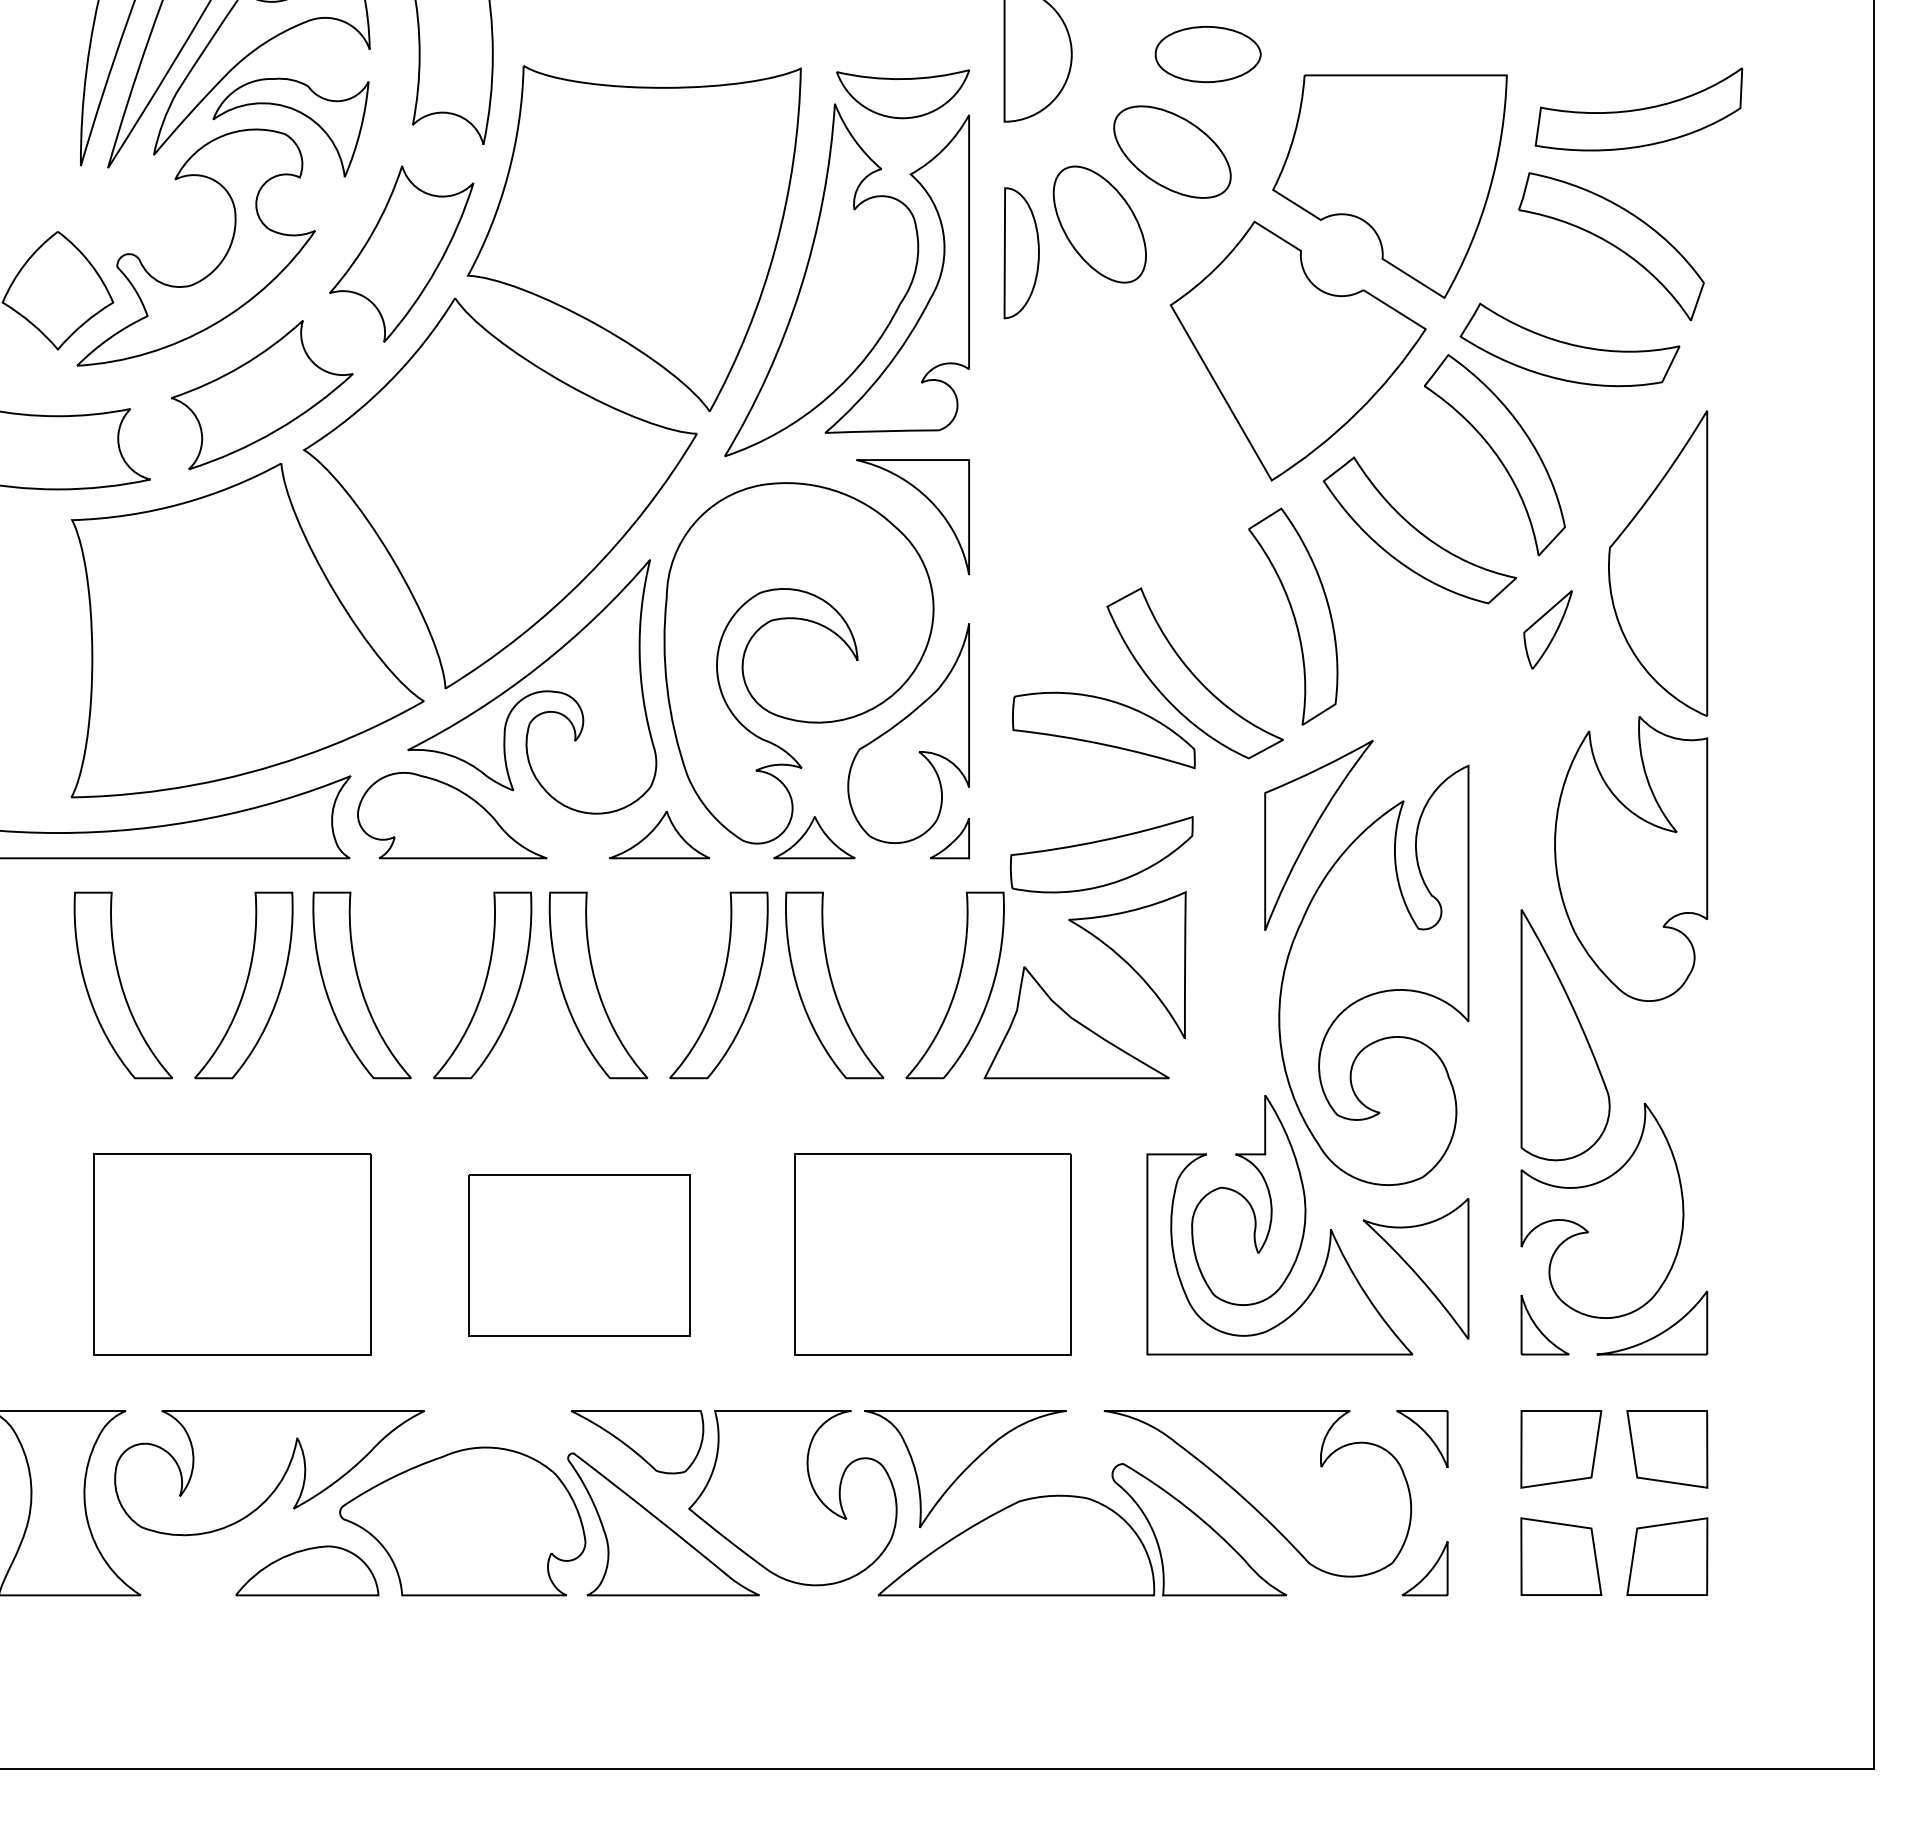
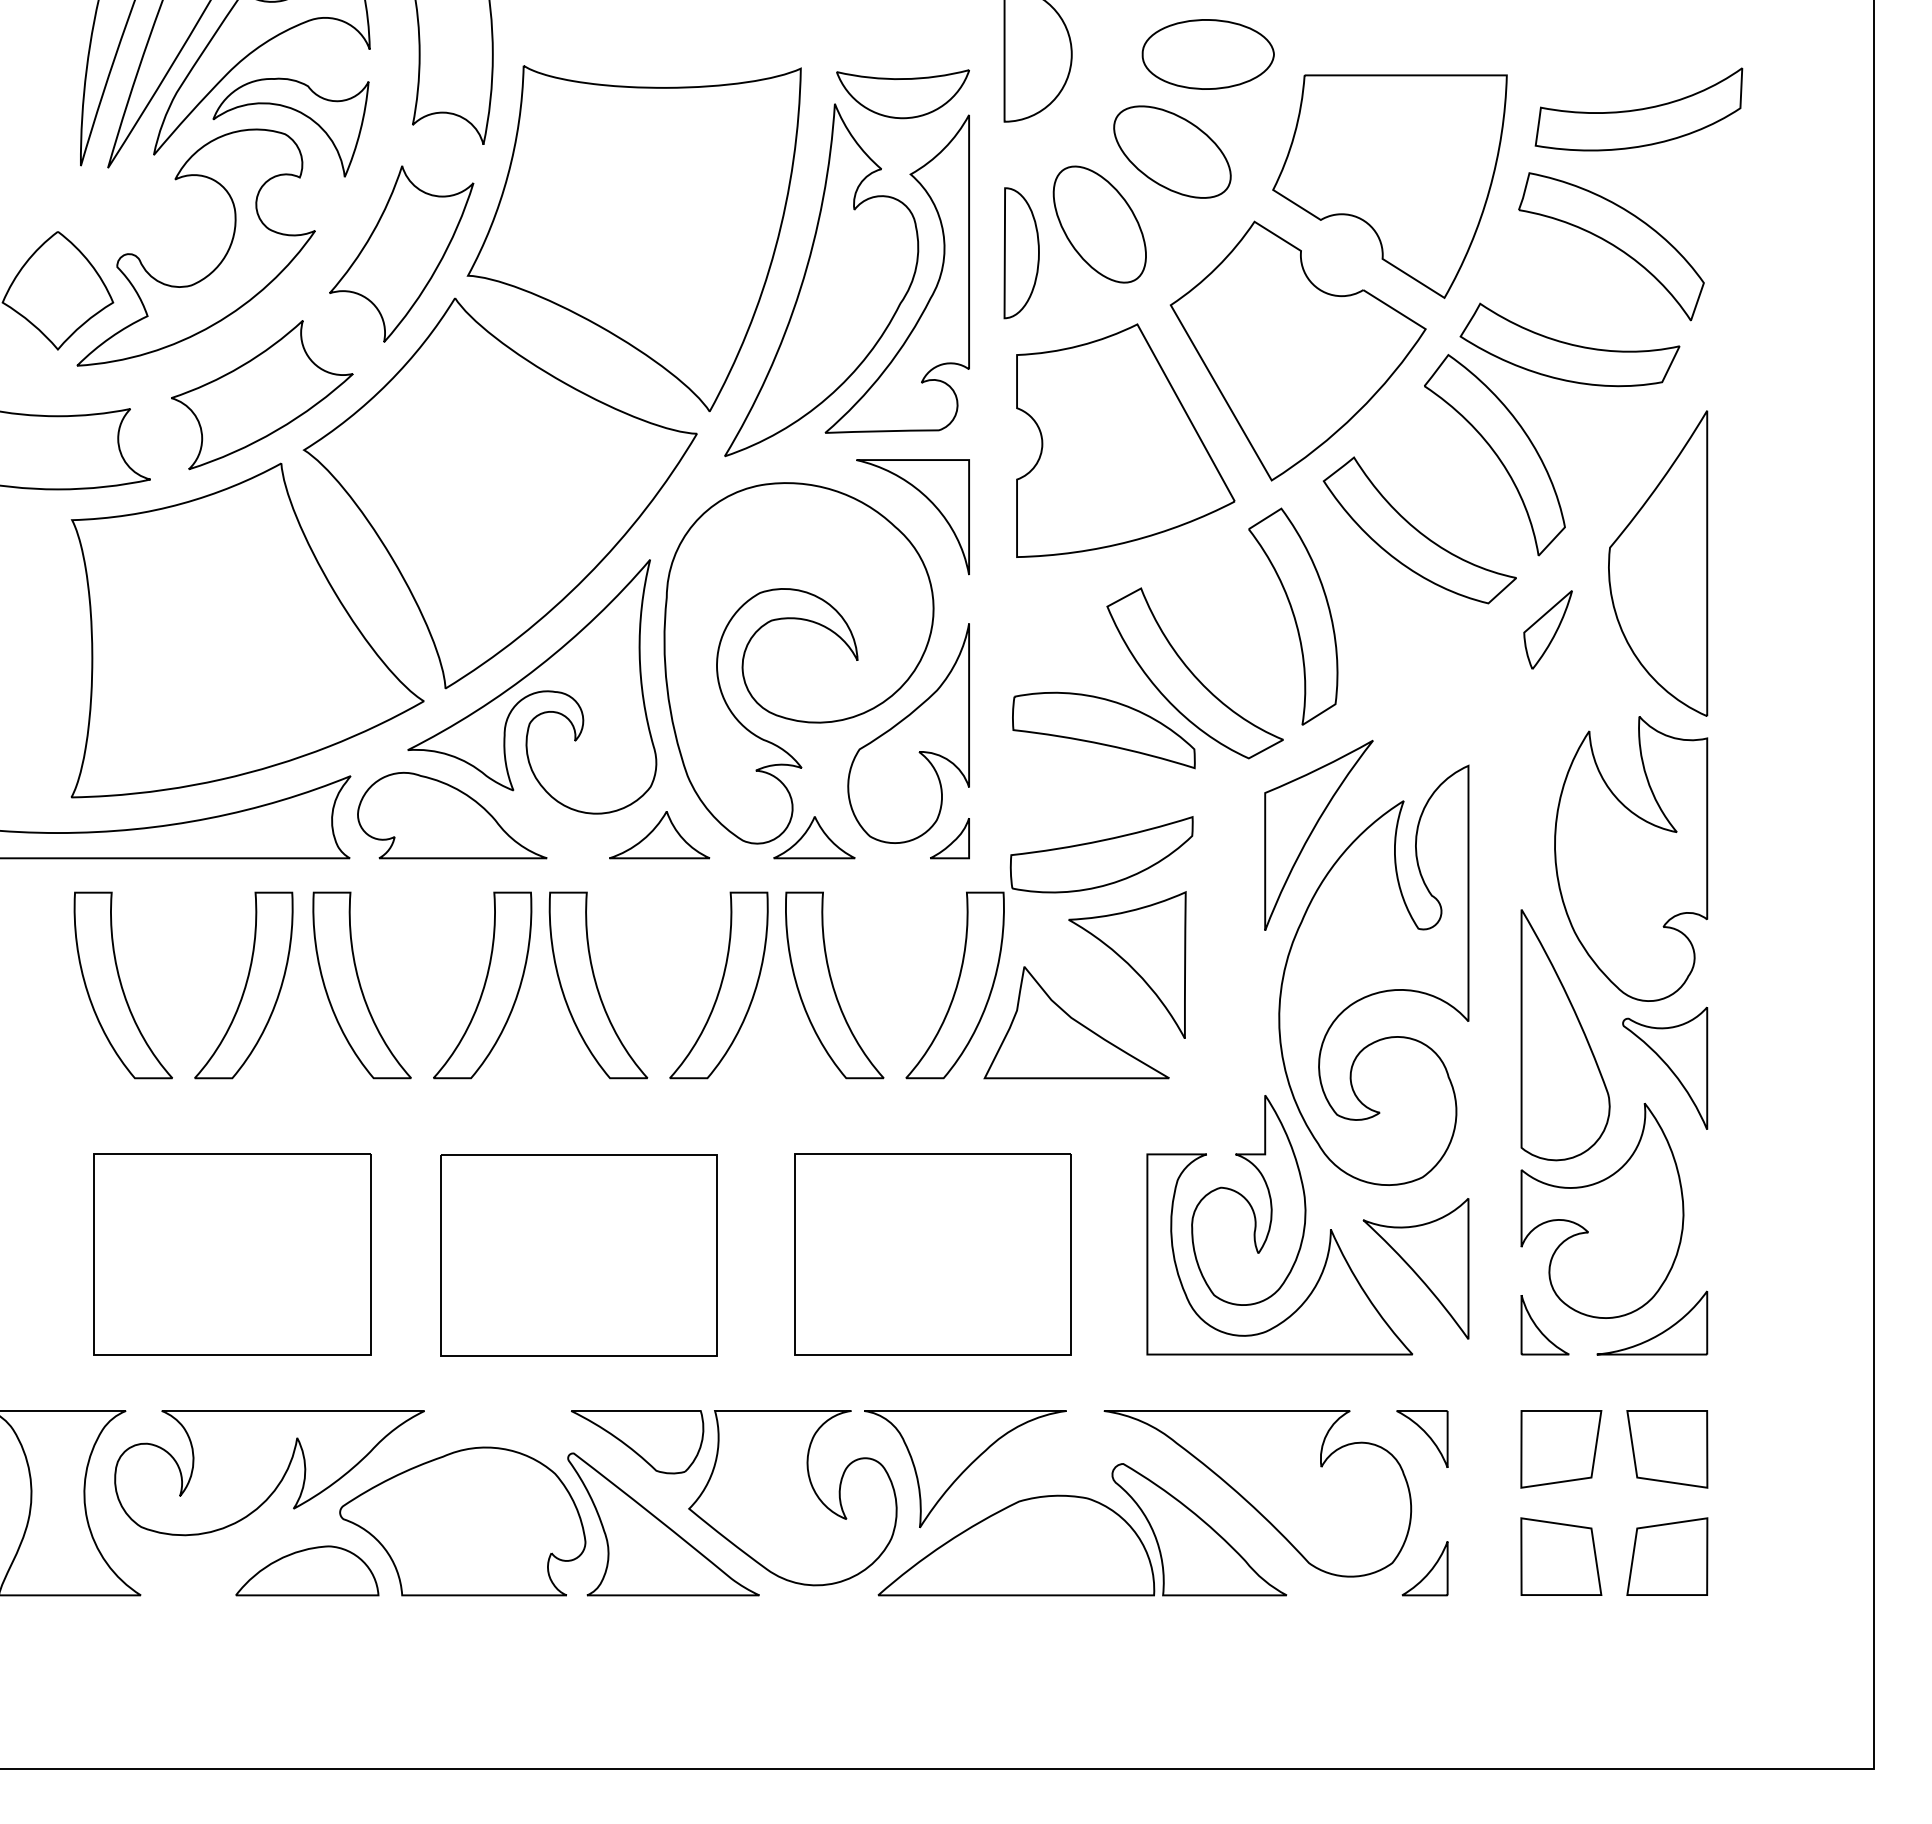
part size: 108x58 px -> 134x71 px (1207, 54)
part: none -> present (1125, 440)
part: none -> present (1665, 1067)
part size: 223x163 px -> 278x203 px (578, 1255)
